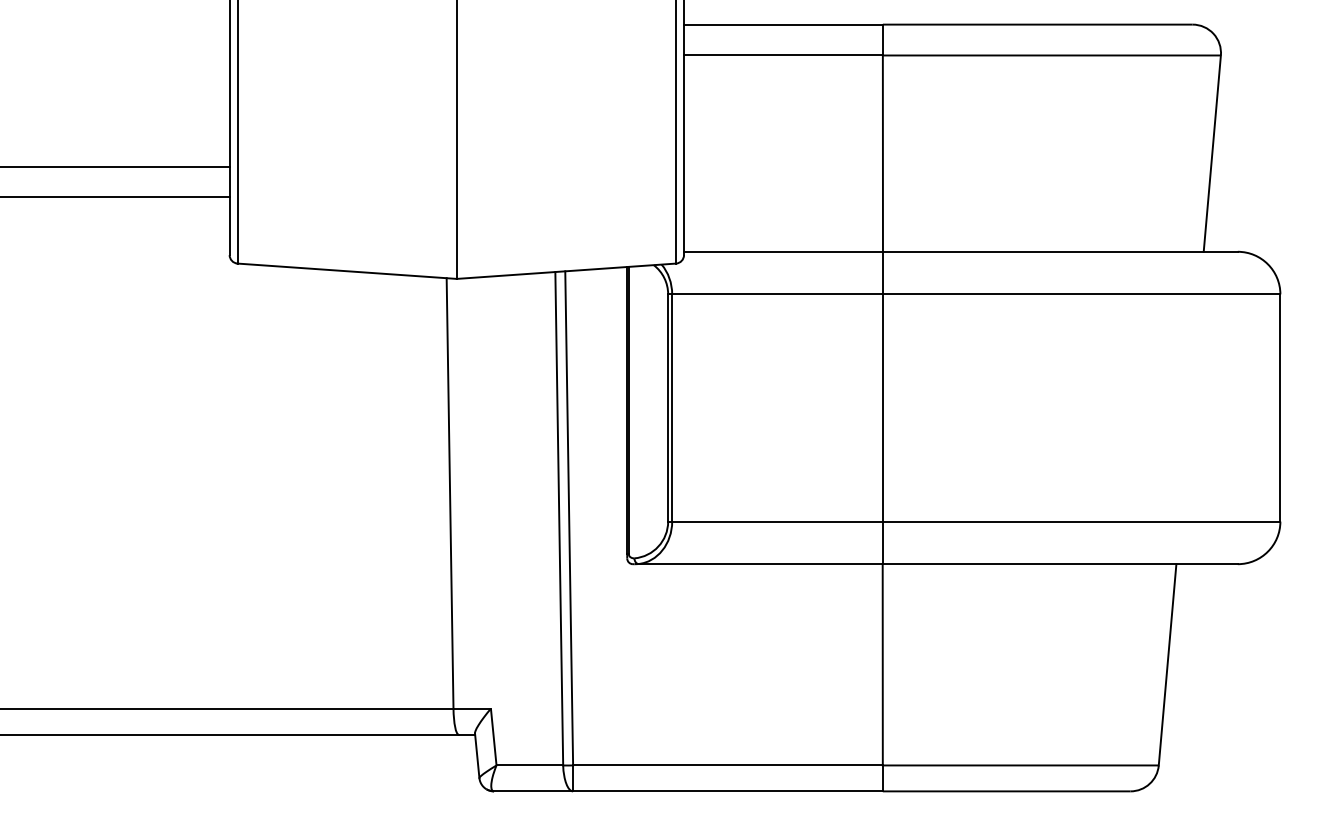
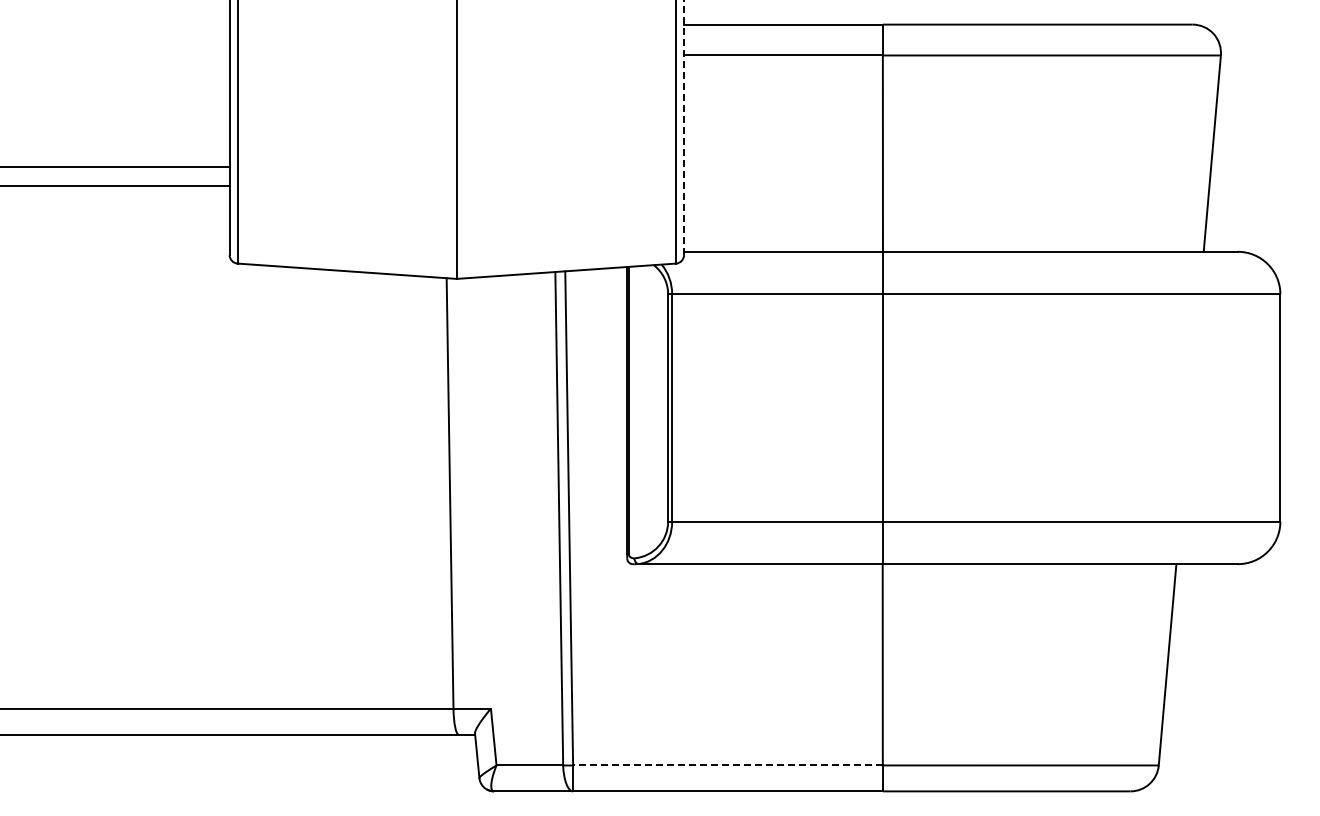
line: solid -> dashed (684, 127)
line position: (115, 197) -> (115, 186) (115, 186)
line: solid -> dashed (727, 765)
